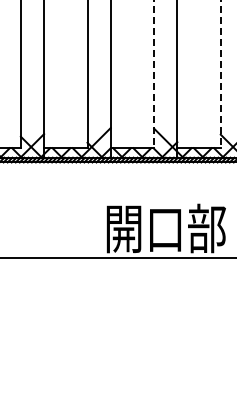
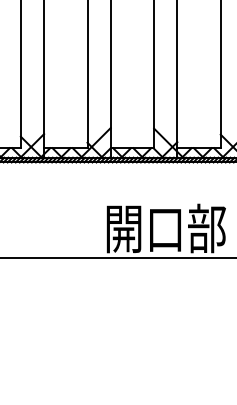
line: dashed -> solid (154, 74)
line: dashed -> solid (220, 74)
